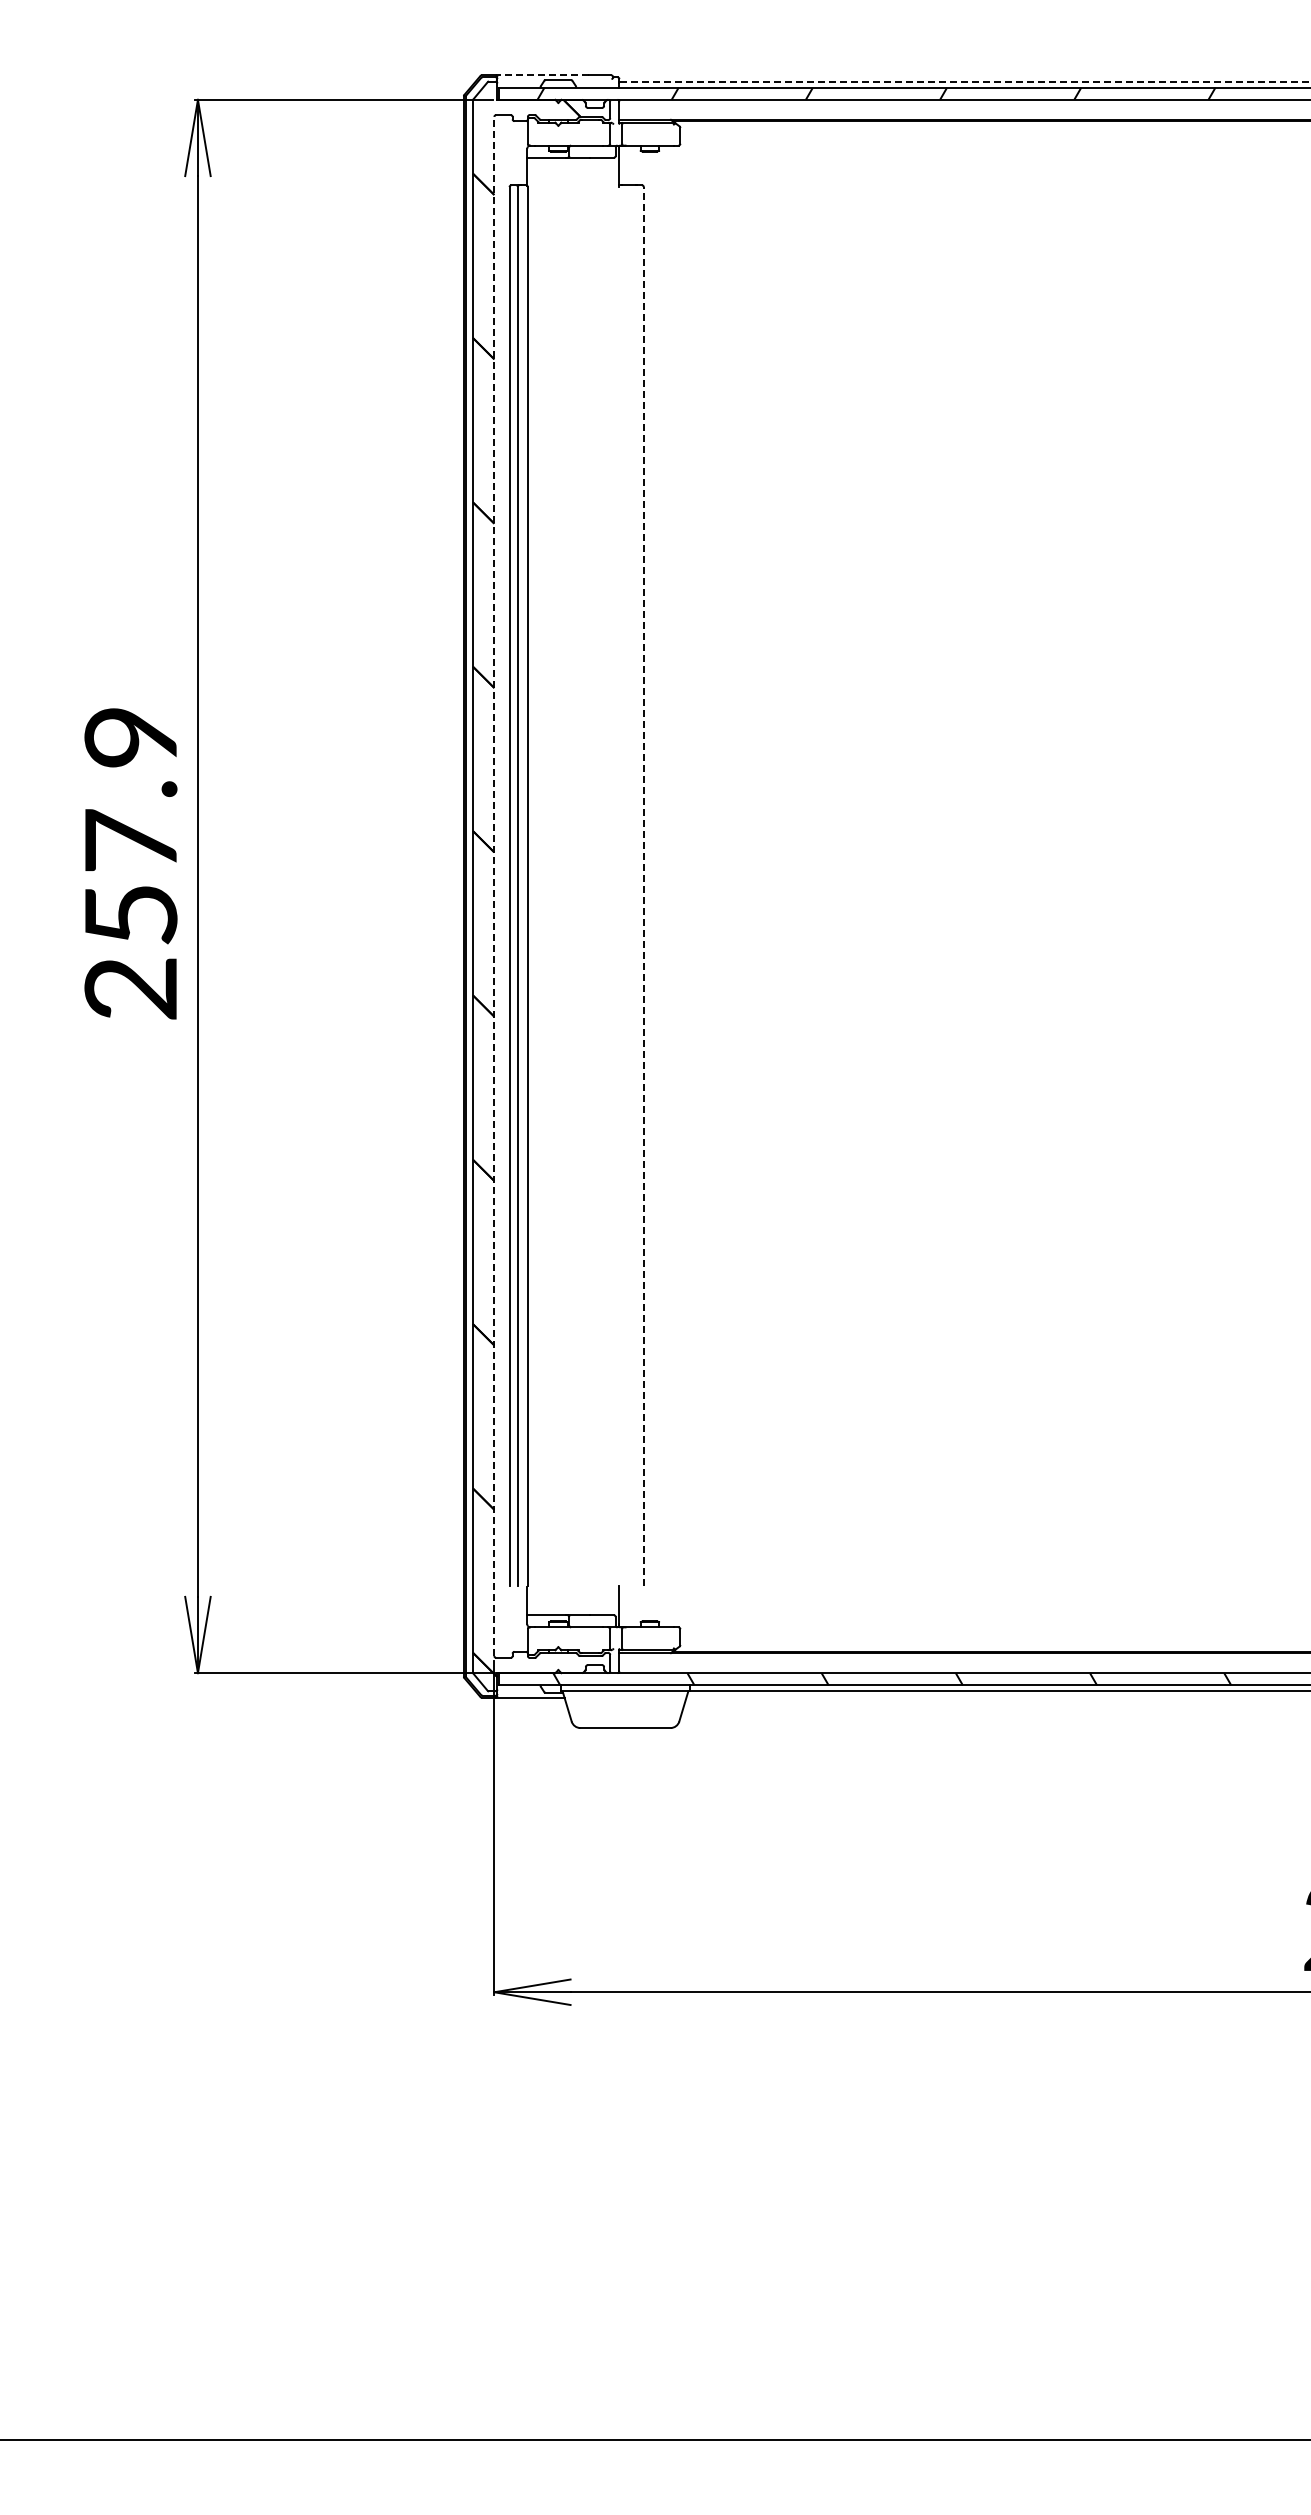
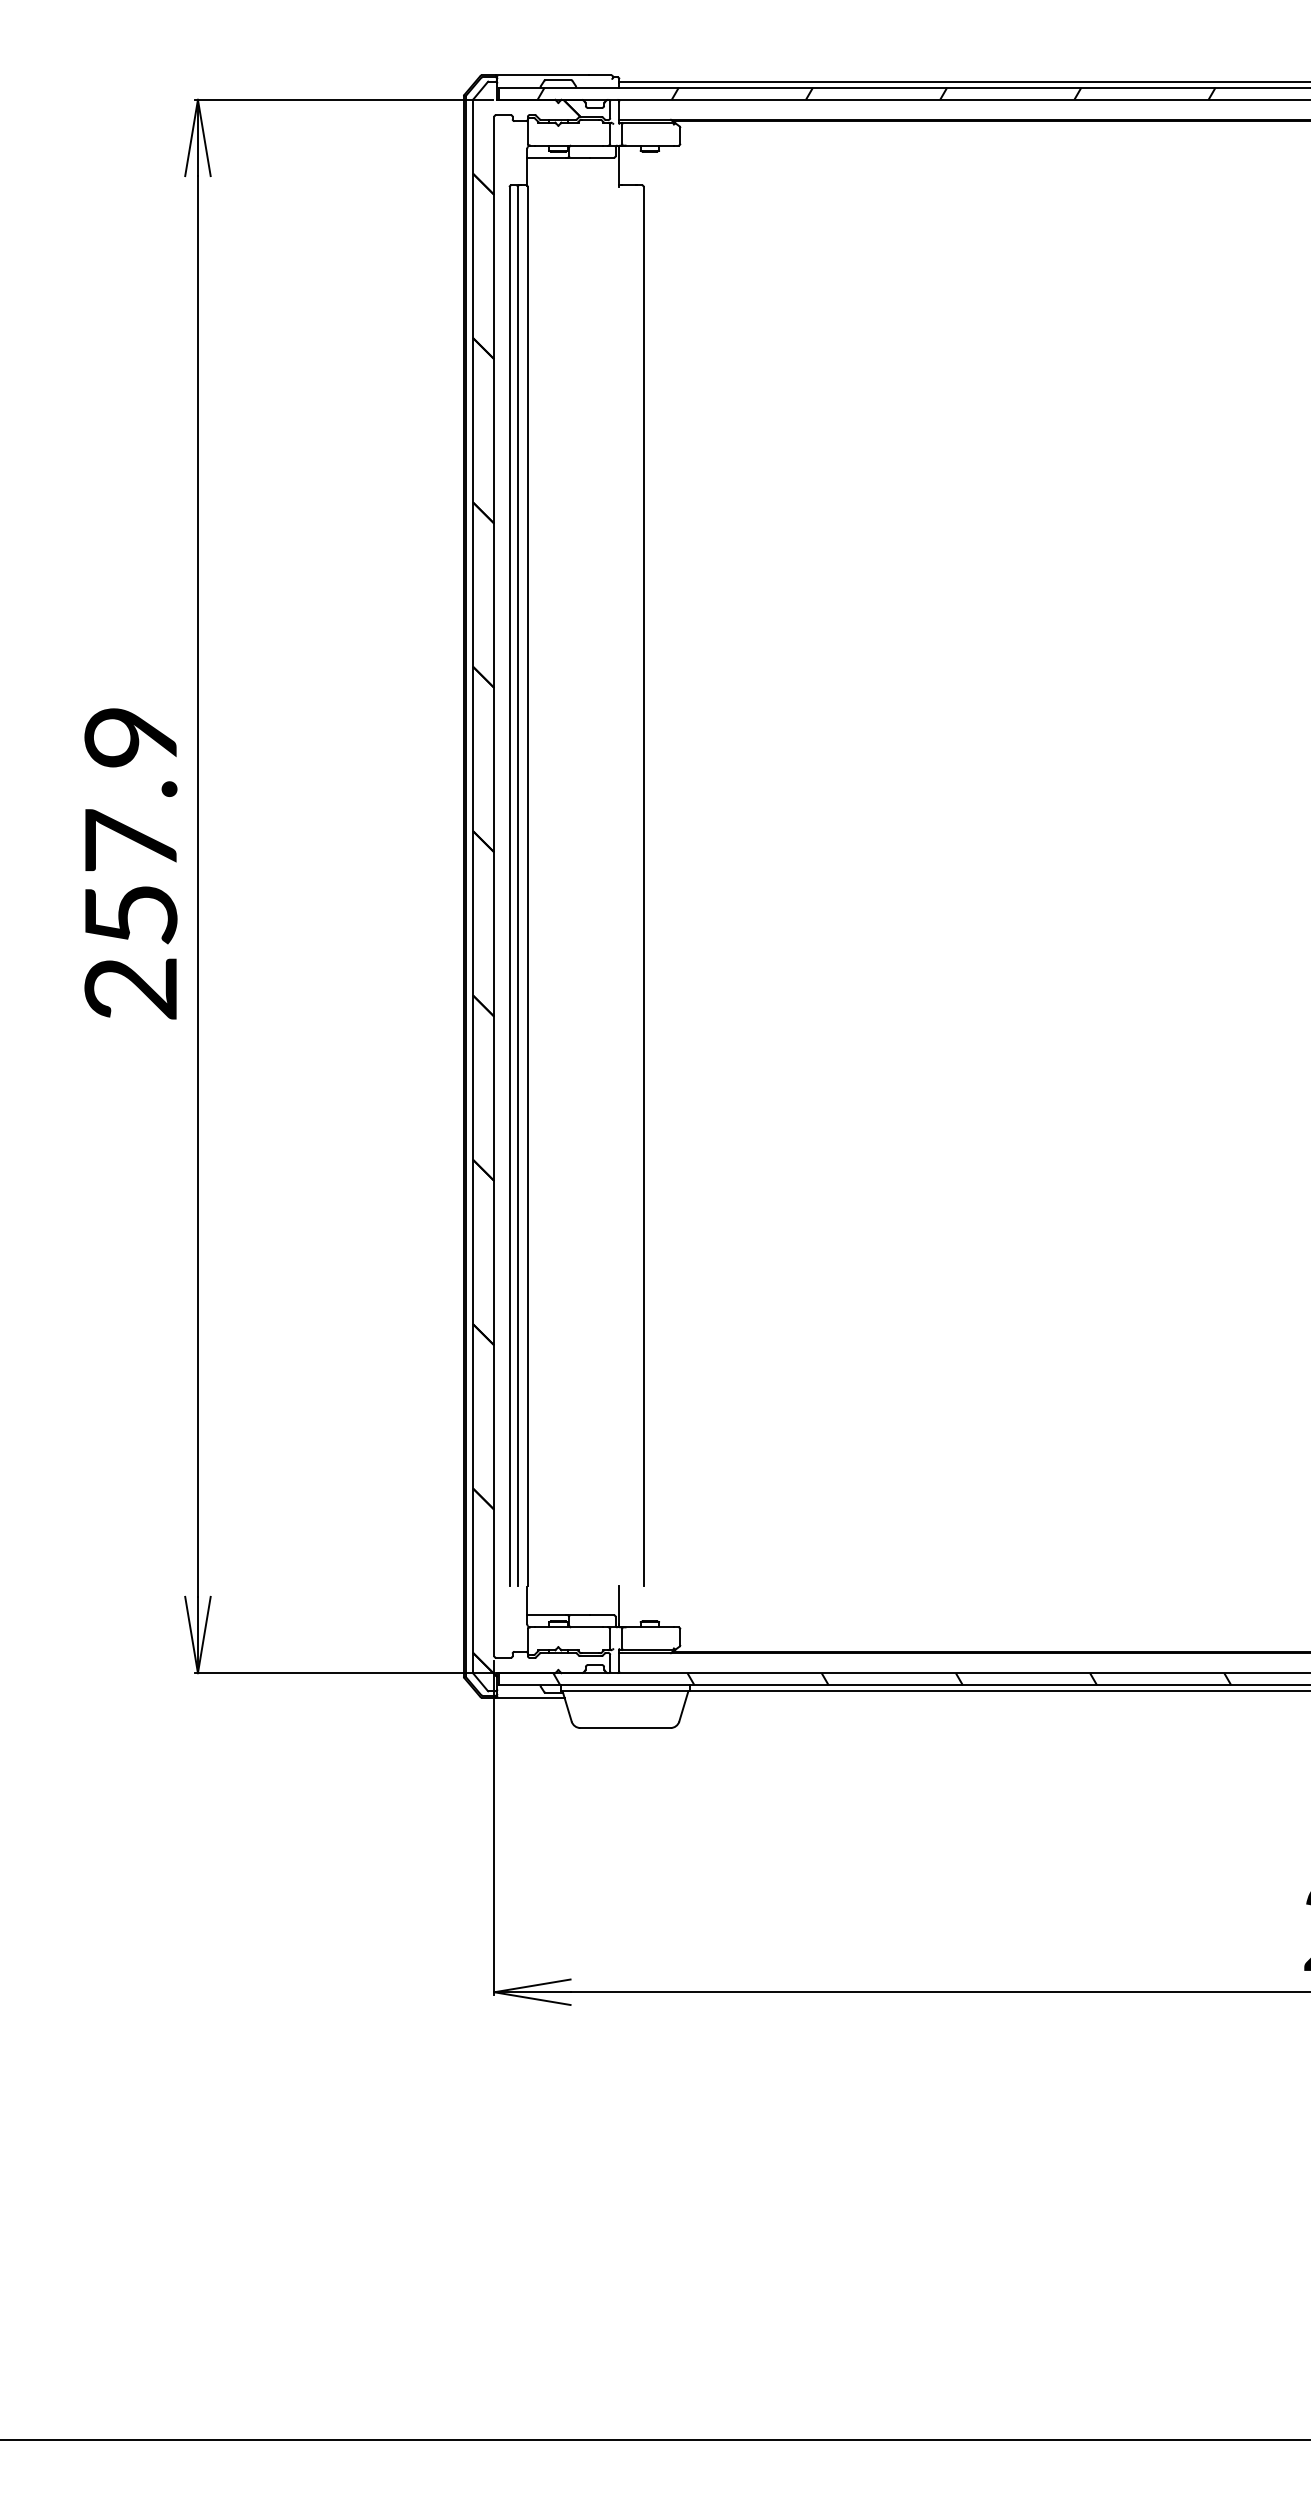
line: dashed -> solid (542, 75)
line: dashed -> solid (964, 81)
line: dashed -> solid (494, 886)
line: dashed -> solid (643, 886)
